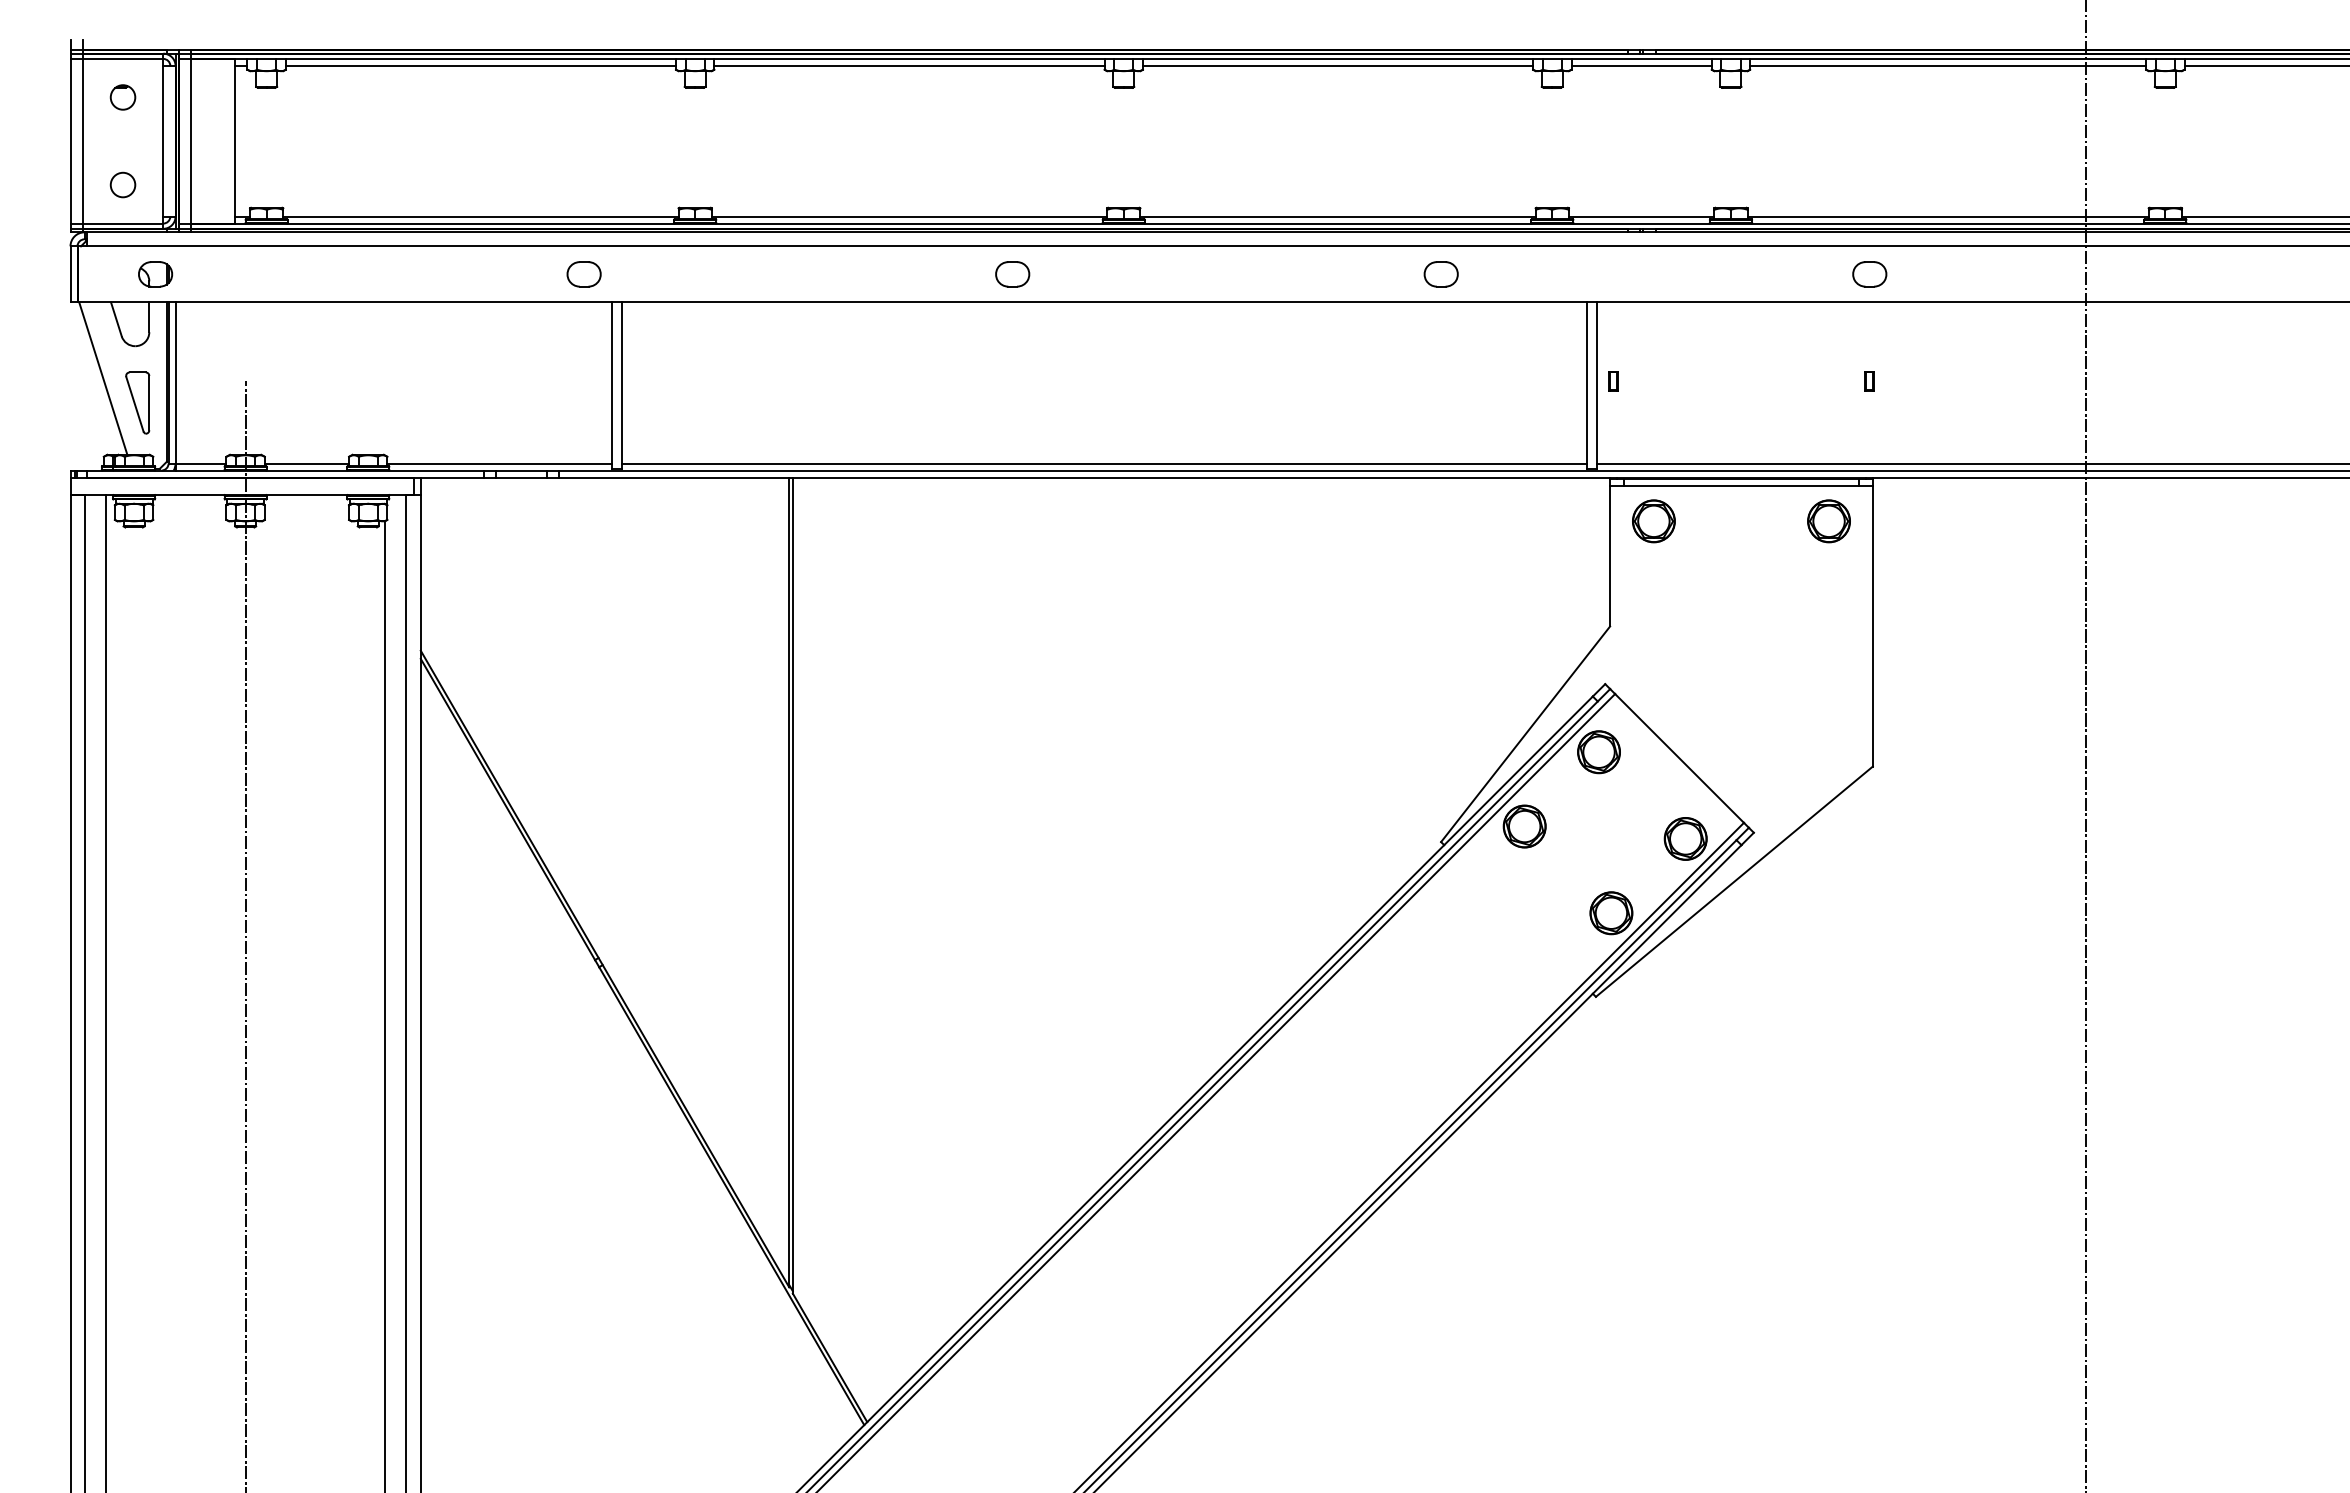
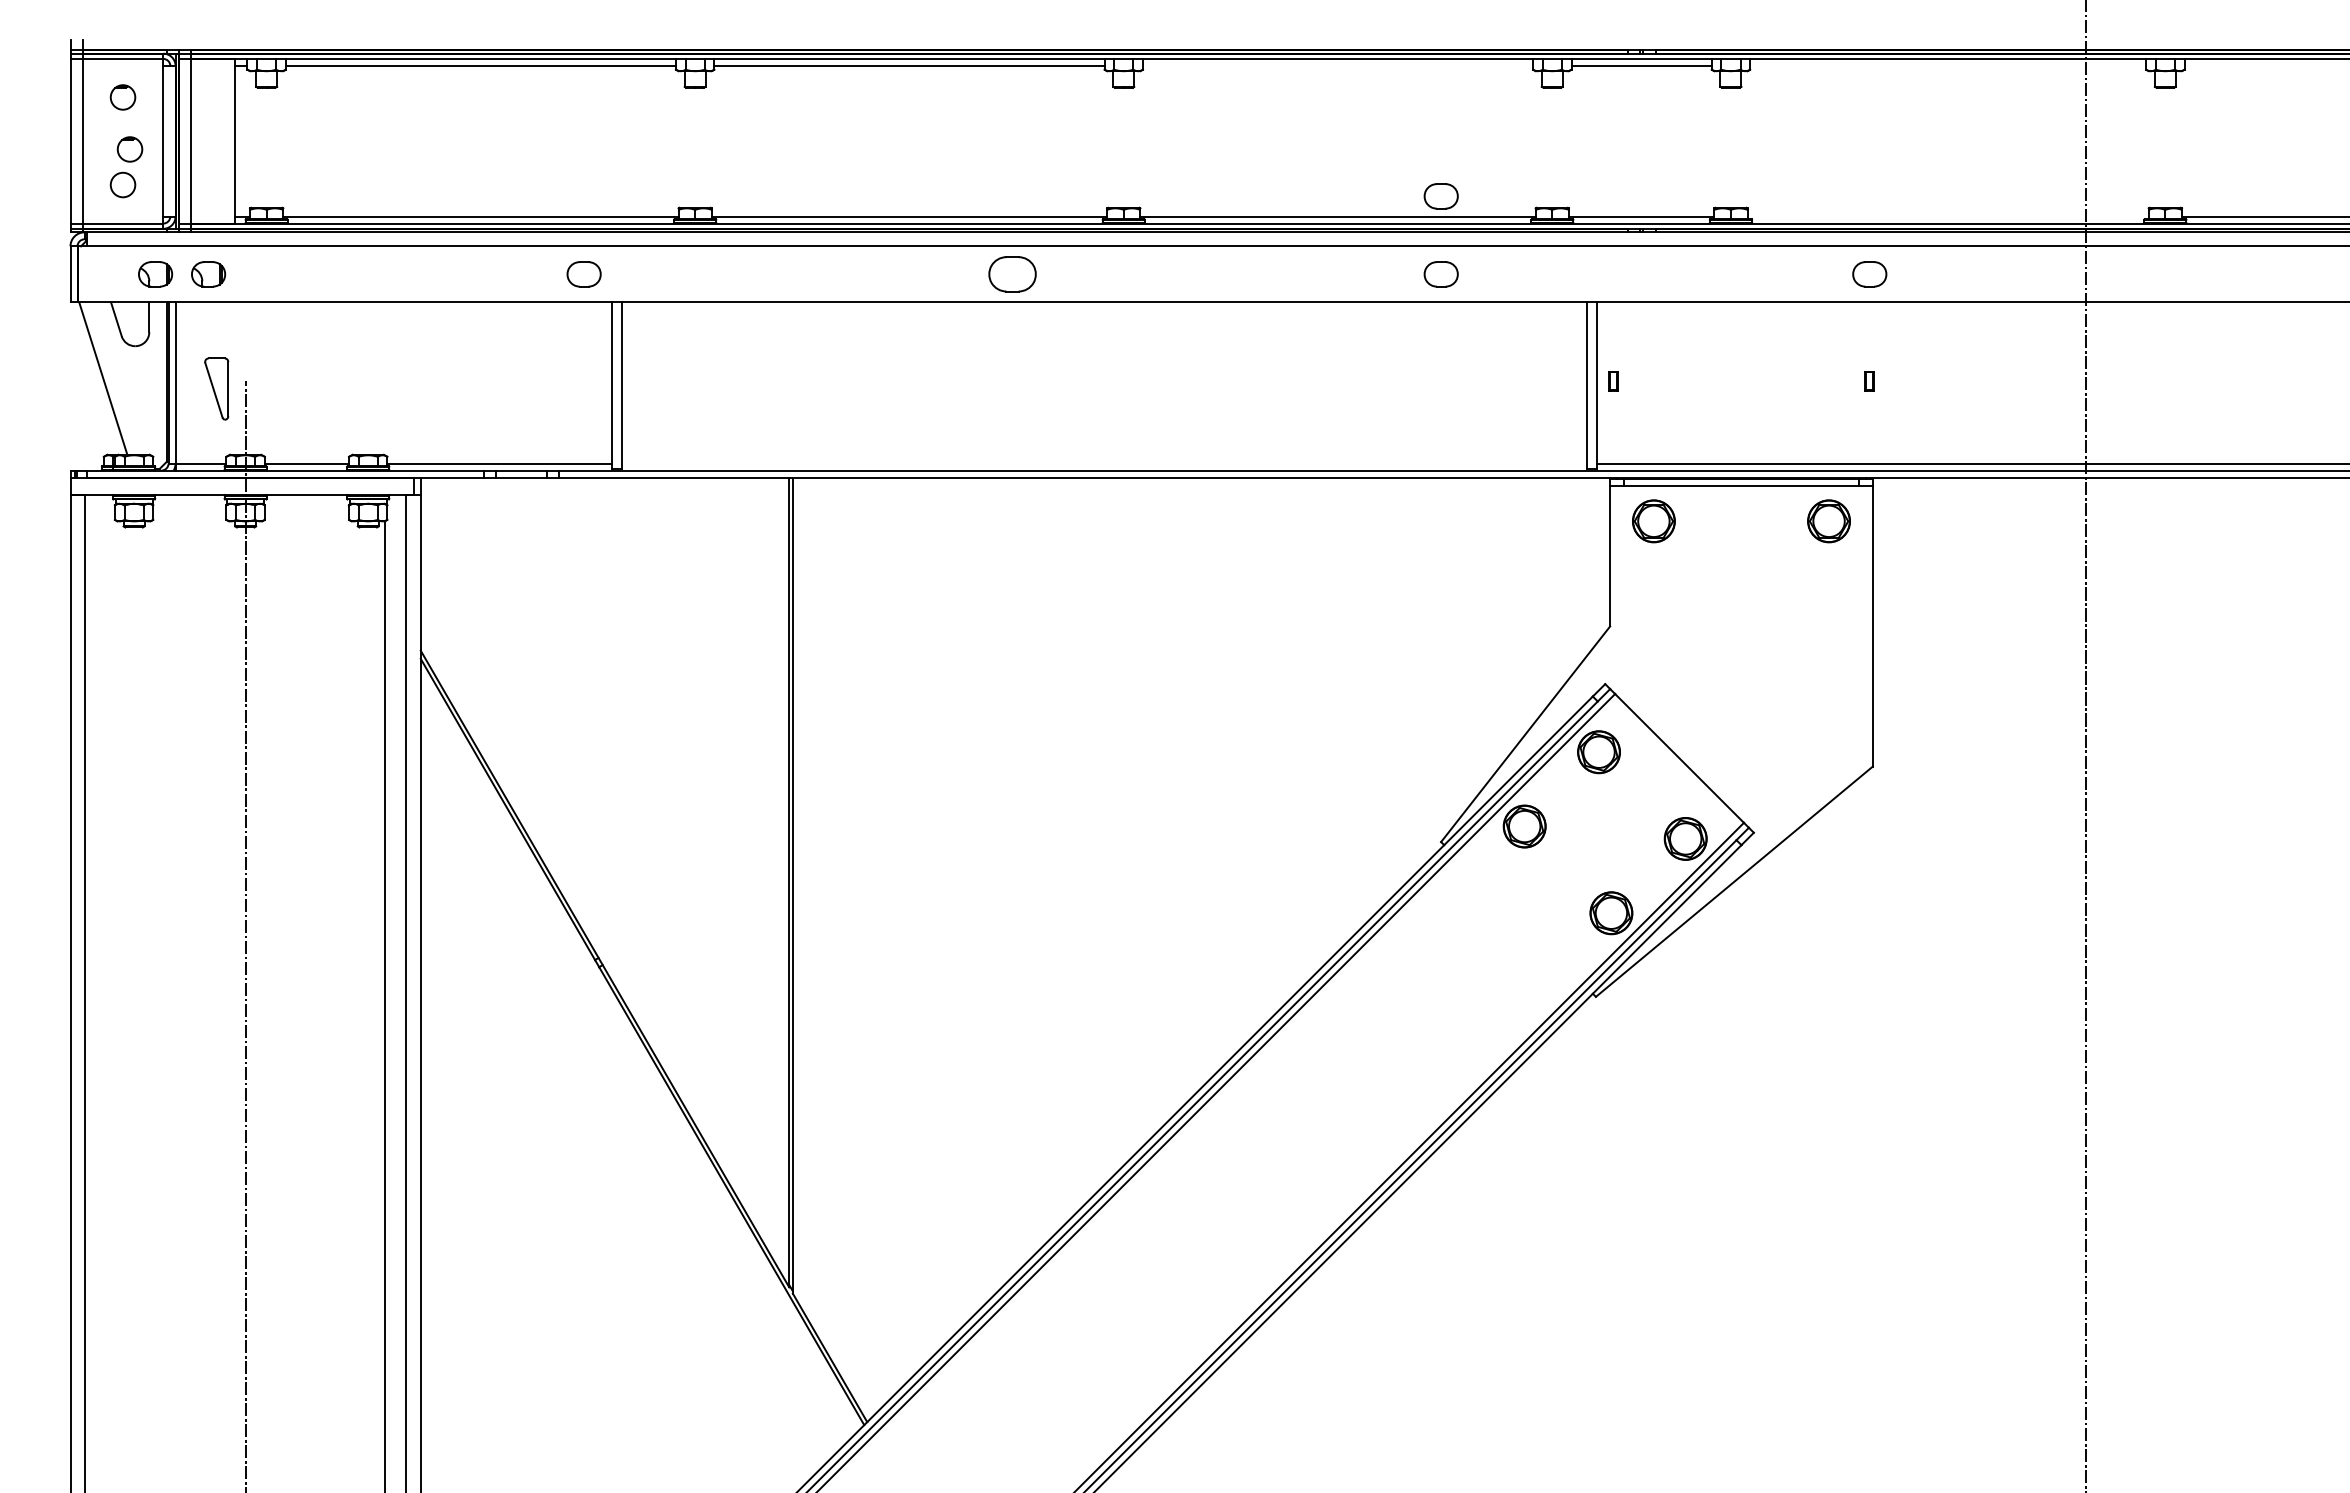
line: present -> none (1337, 65)
line: present -> none (1948, 65)
line: present -> none (2265, 65)
part: none -> present (129, 149)
part: none -> present (1440, 196)
line: present -> none (1947, 216)
part: none -> present (208, 274)
part size: 36x27 px -> 49x37 px (1012, 274)
part position: (137, 402) -> (216, 388) (216, 388)
line: present -> none (1104, 463)
line: present -> none (106, 992)
